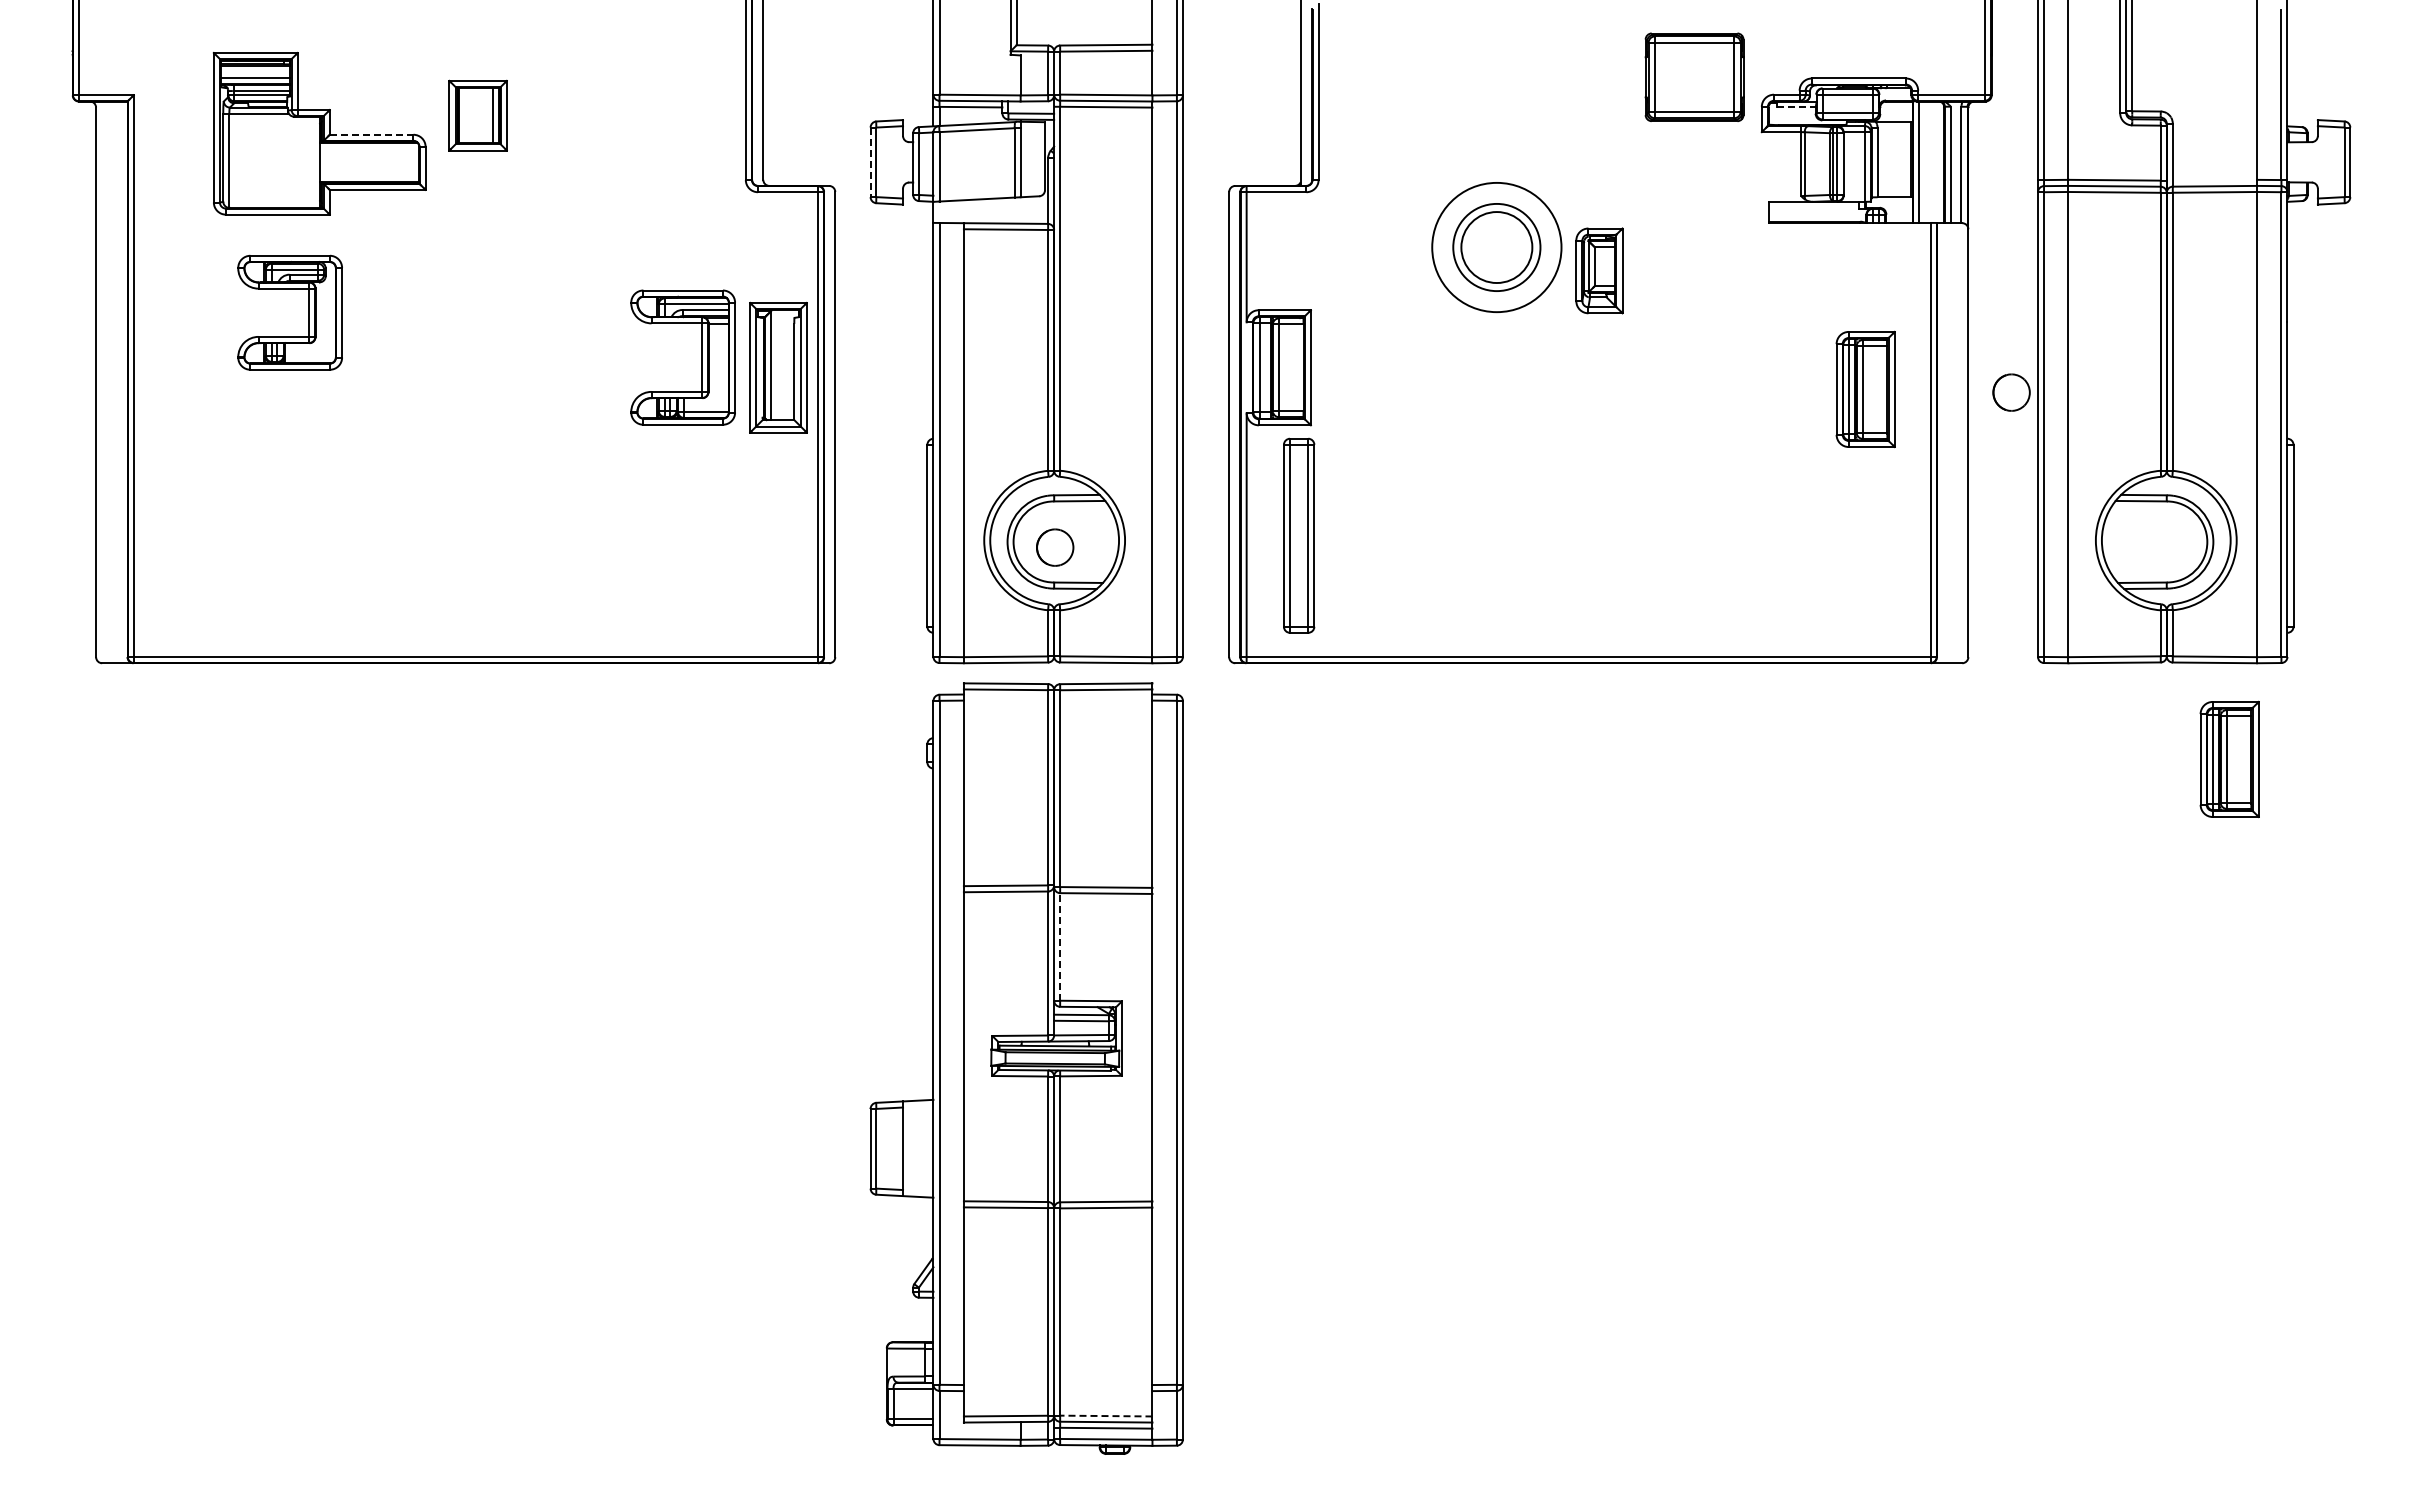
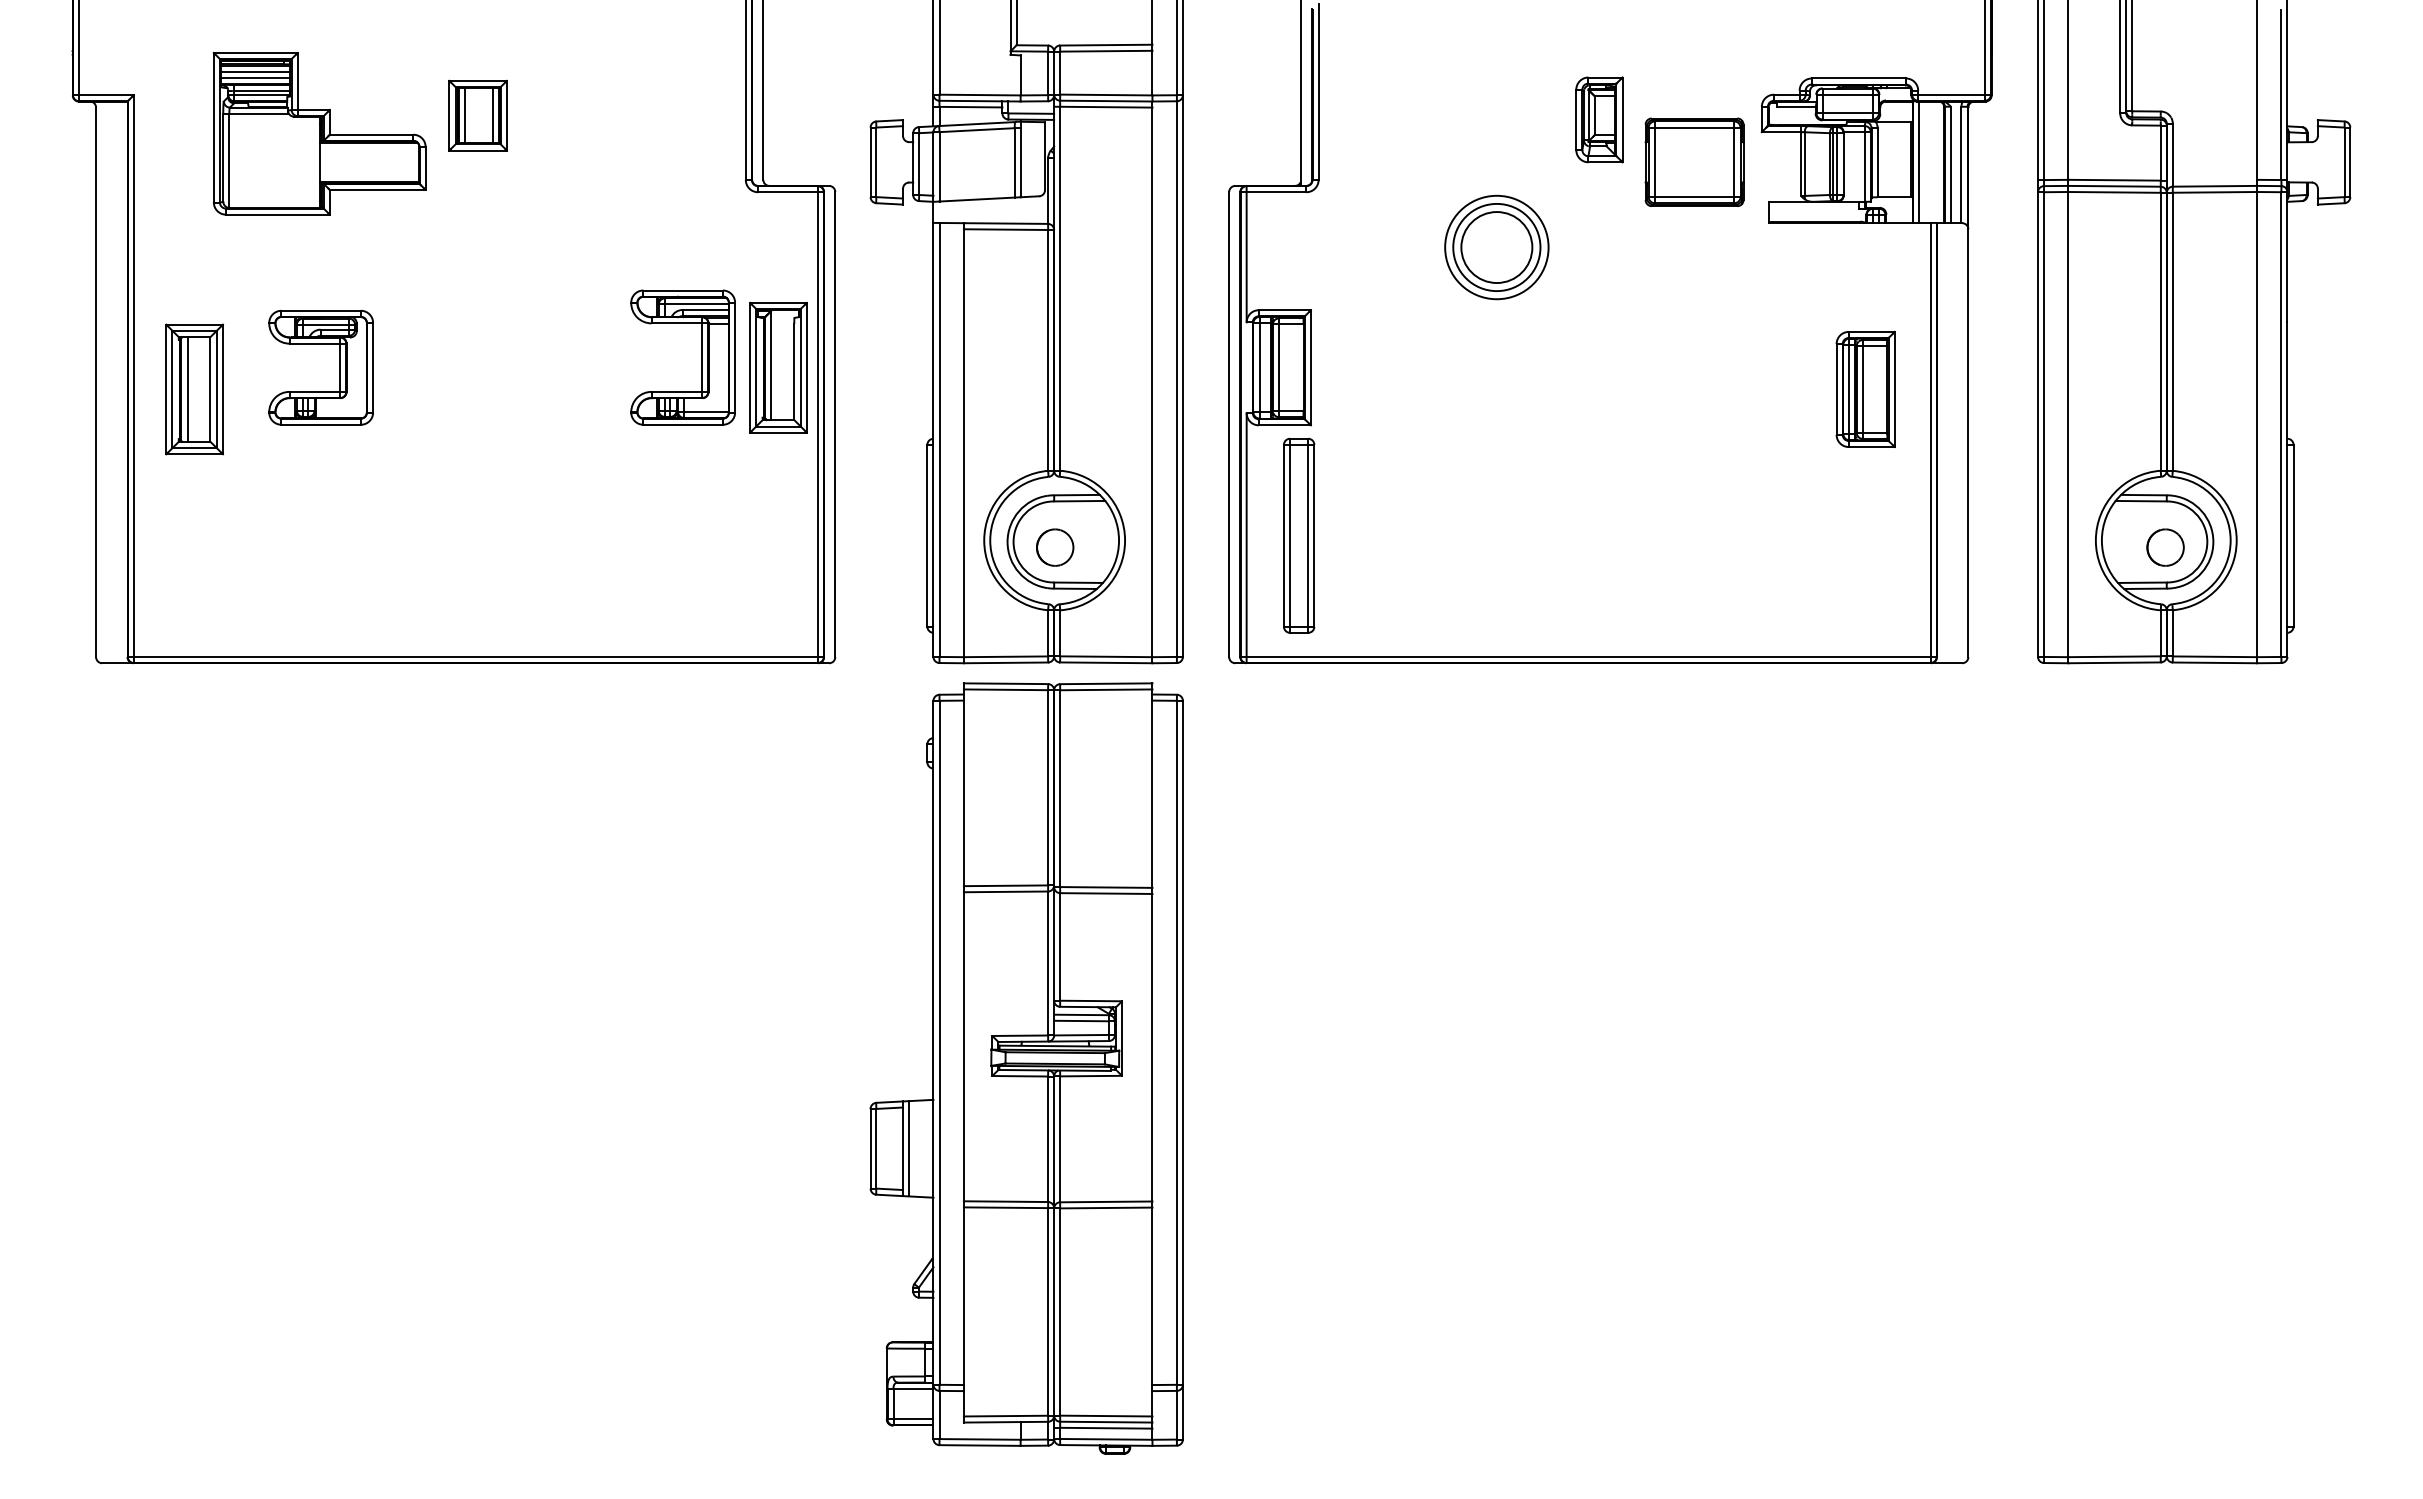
line: none -> present (255, 72)
part position: (1694, 76) -> (1694, 161) (1694, 161)
line: dashed -> solid (1797, 107)
line: none -> present (464, 115)
line: dashed -> solid (371, 134)
line: dashed -> solid (870, 162)
circle diameter: 129 px -> 103 px (1496, 247)
part position: (1599, 270) -> (1599, 119) (1599, 119)
part position: (308, 312) -> (339, 367) (339, 367)
part: none -> present (194, 389)
part position: (2011, 392) -> (2165, 547) (2165, 547)
part: present -> none (2229, 759)
line: dashed -> solid (1060, 946)
line: none -> present (909, 1148)
line: dashed -> solid (1105, 1416)
